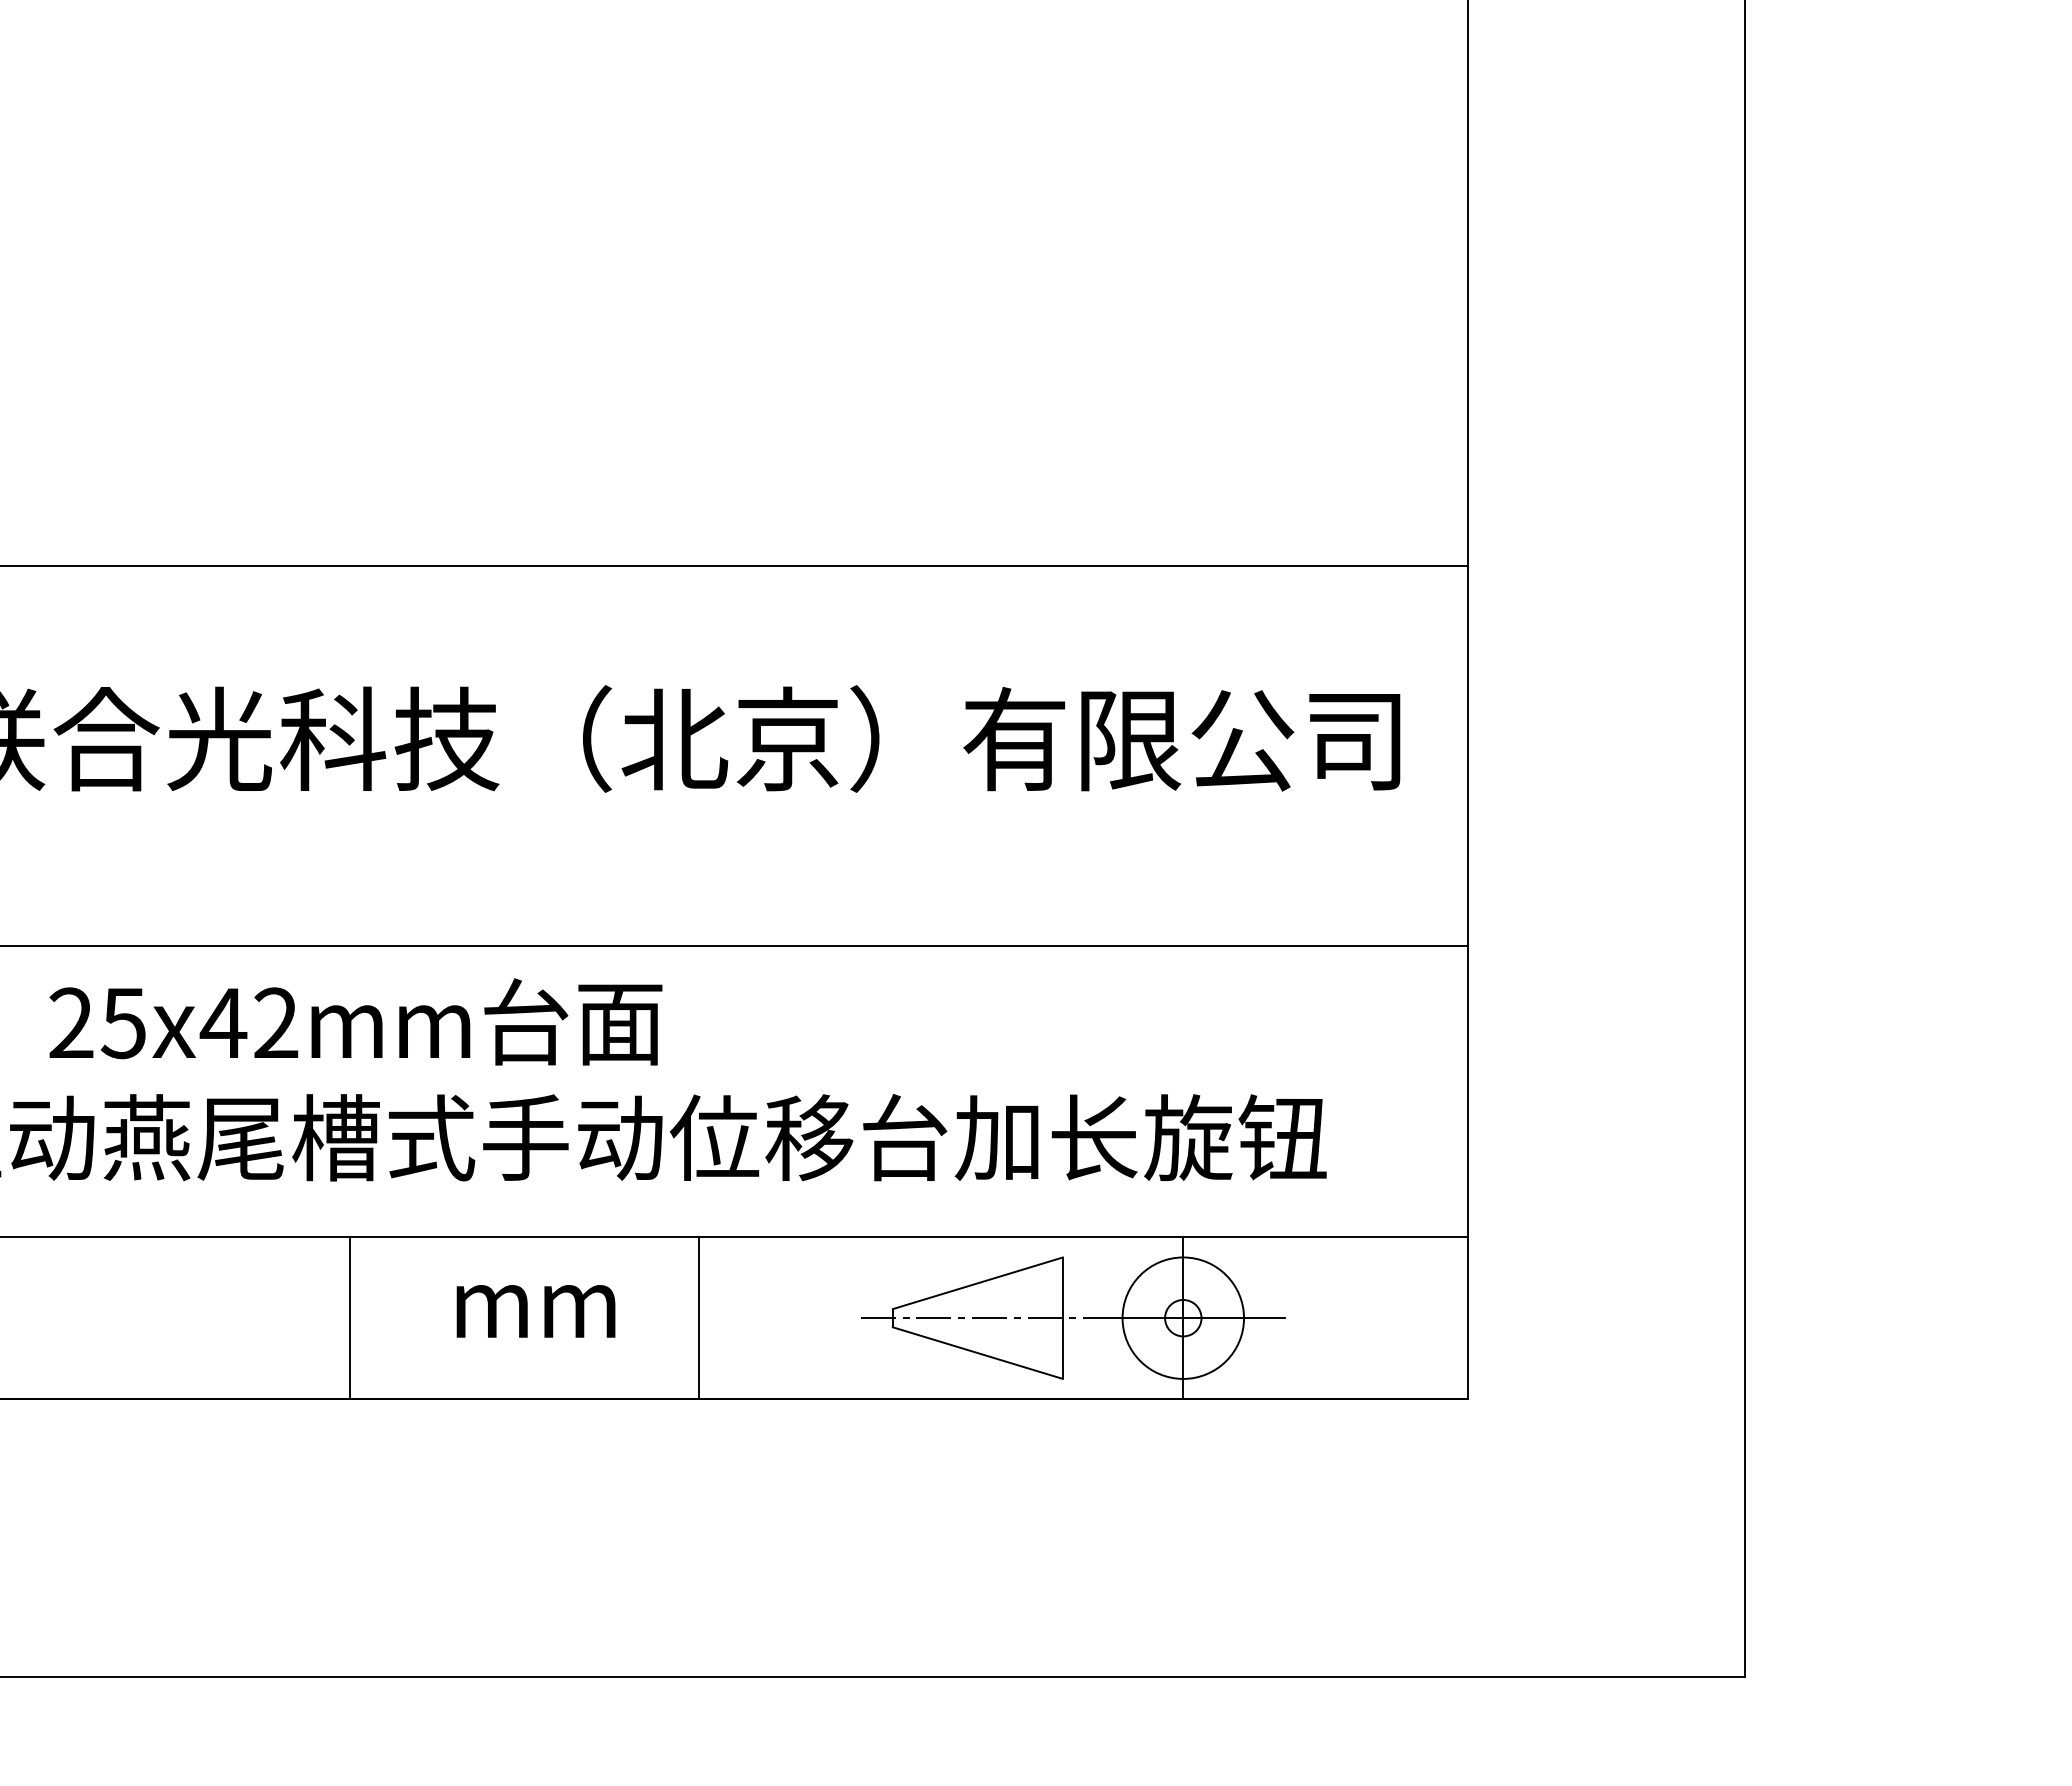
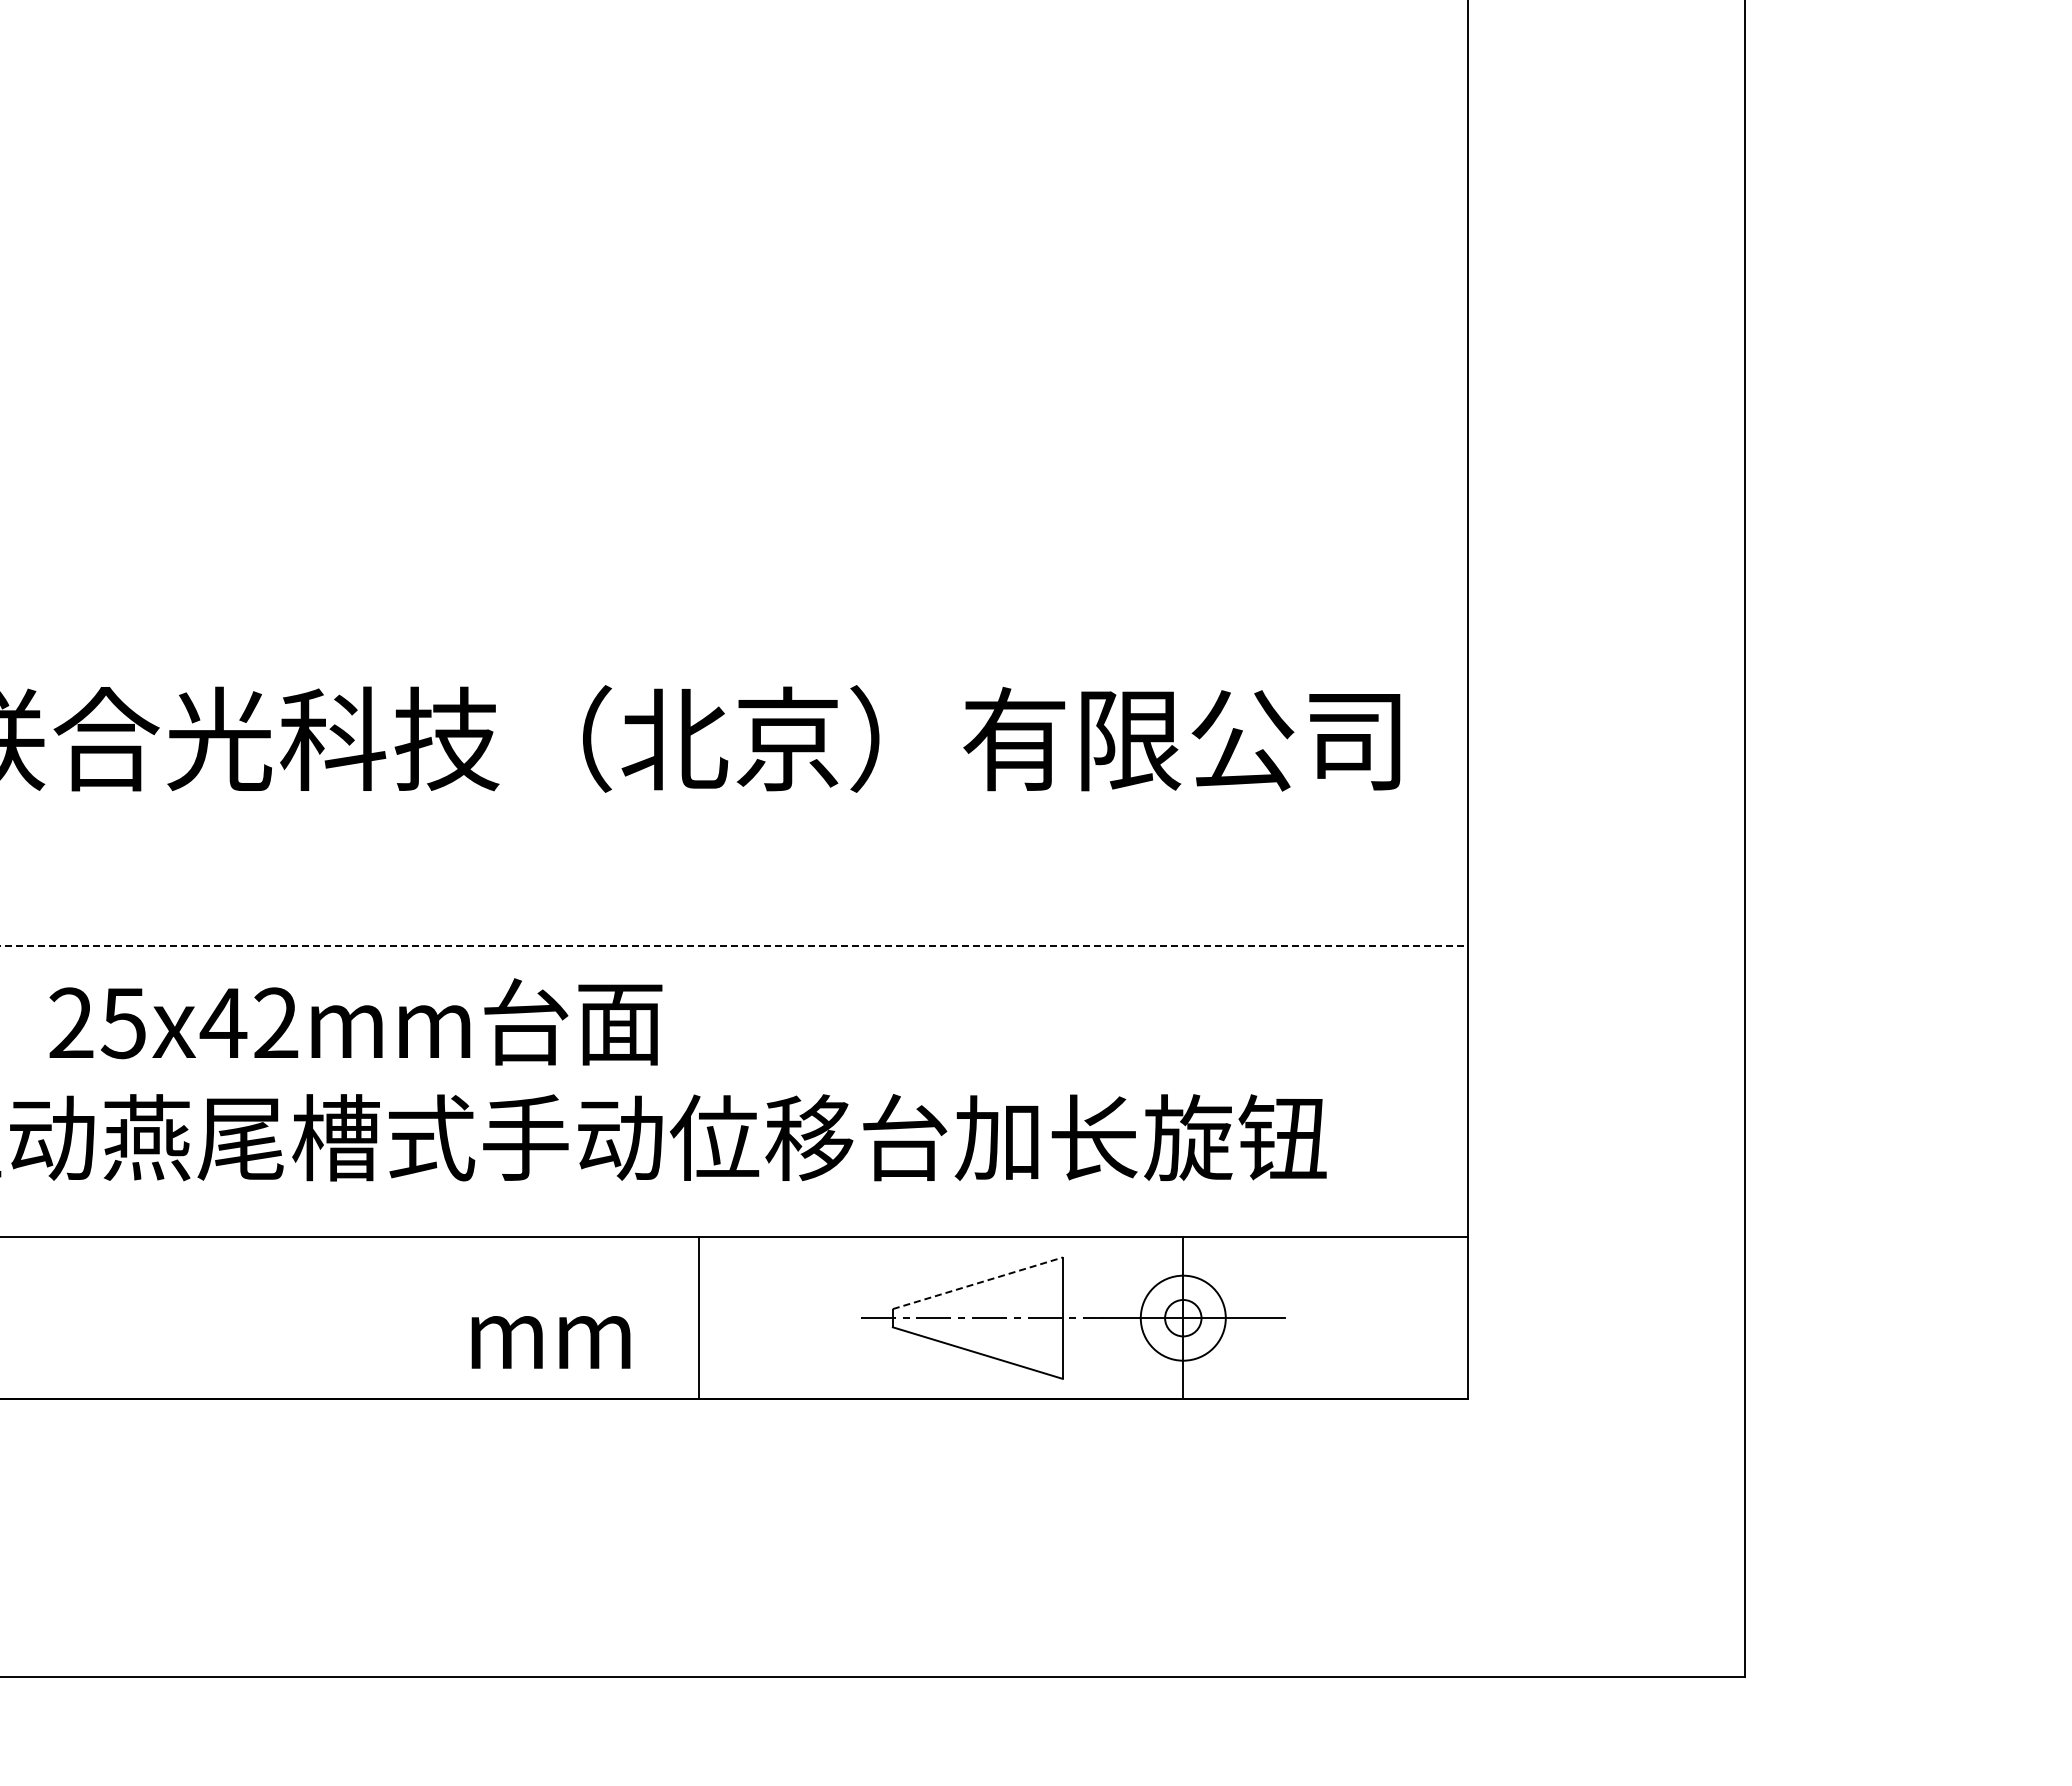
line: present -> none (734, 566)
line: solid -> dashed (733, 945)
line: solid -> dashed (977, 1283)
text position: (535, 1311) -> (550, 1342) (550, 1342)
circle diameter: 121 px -> 85 px (1182, 1317)
line: present -> none (349, 1318)
